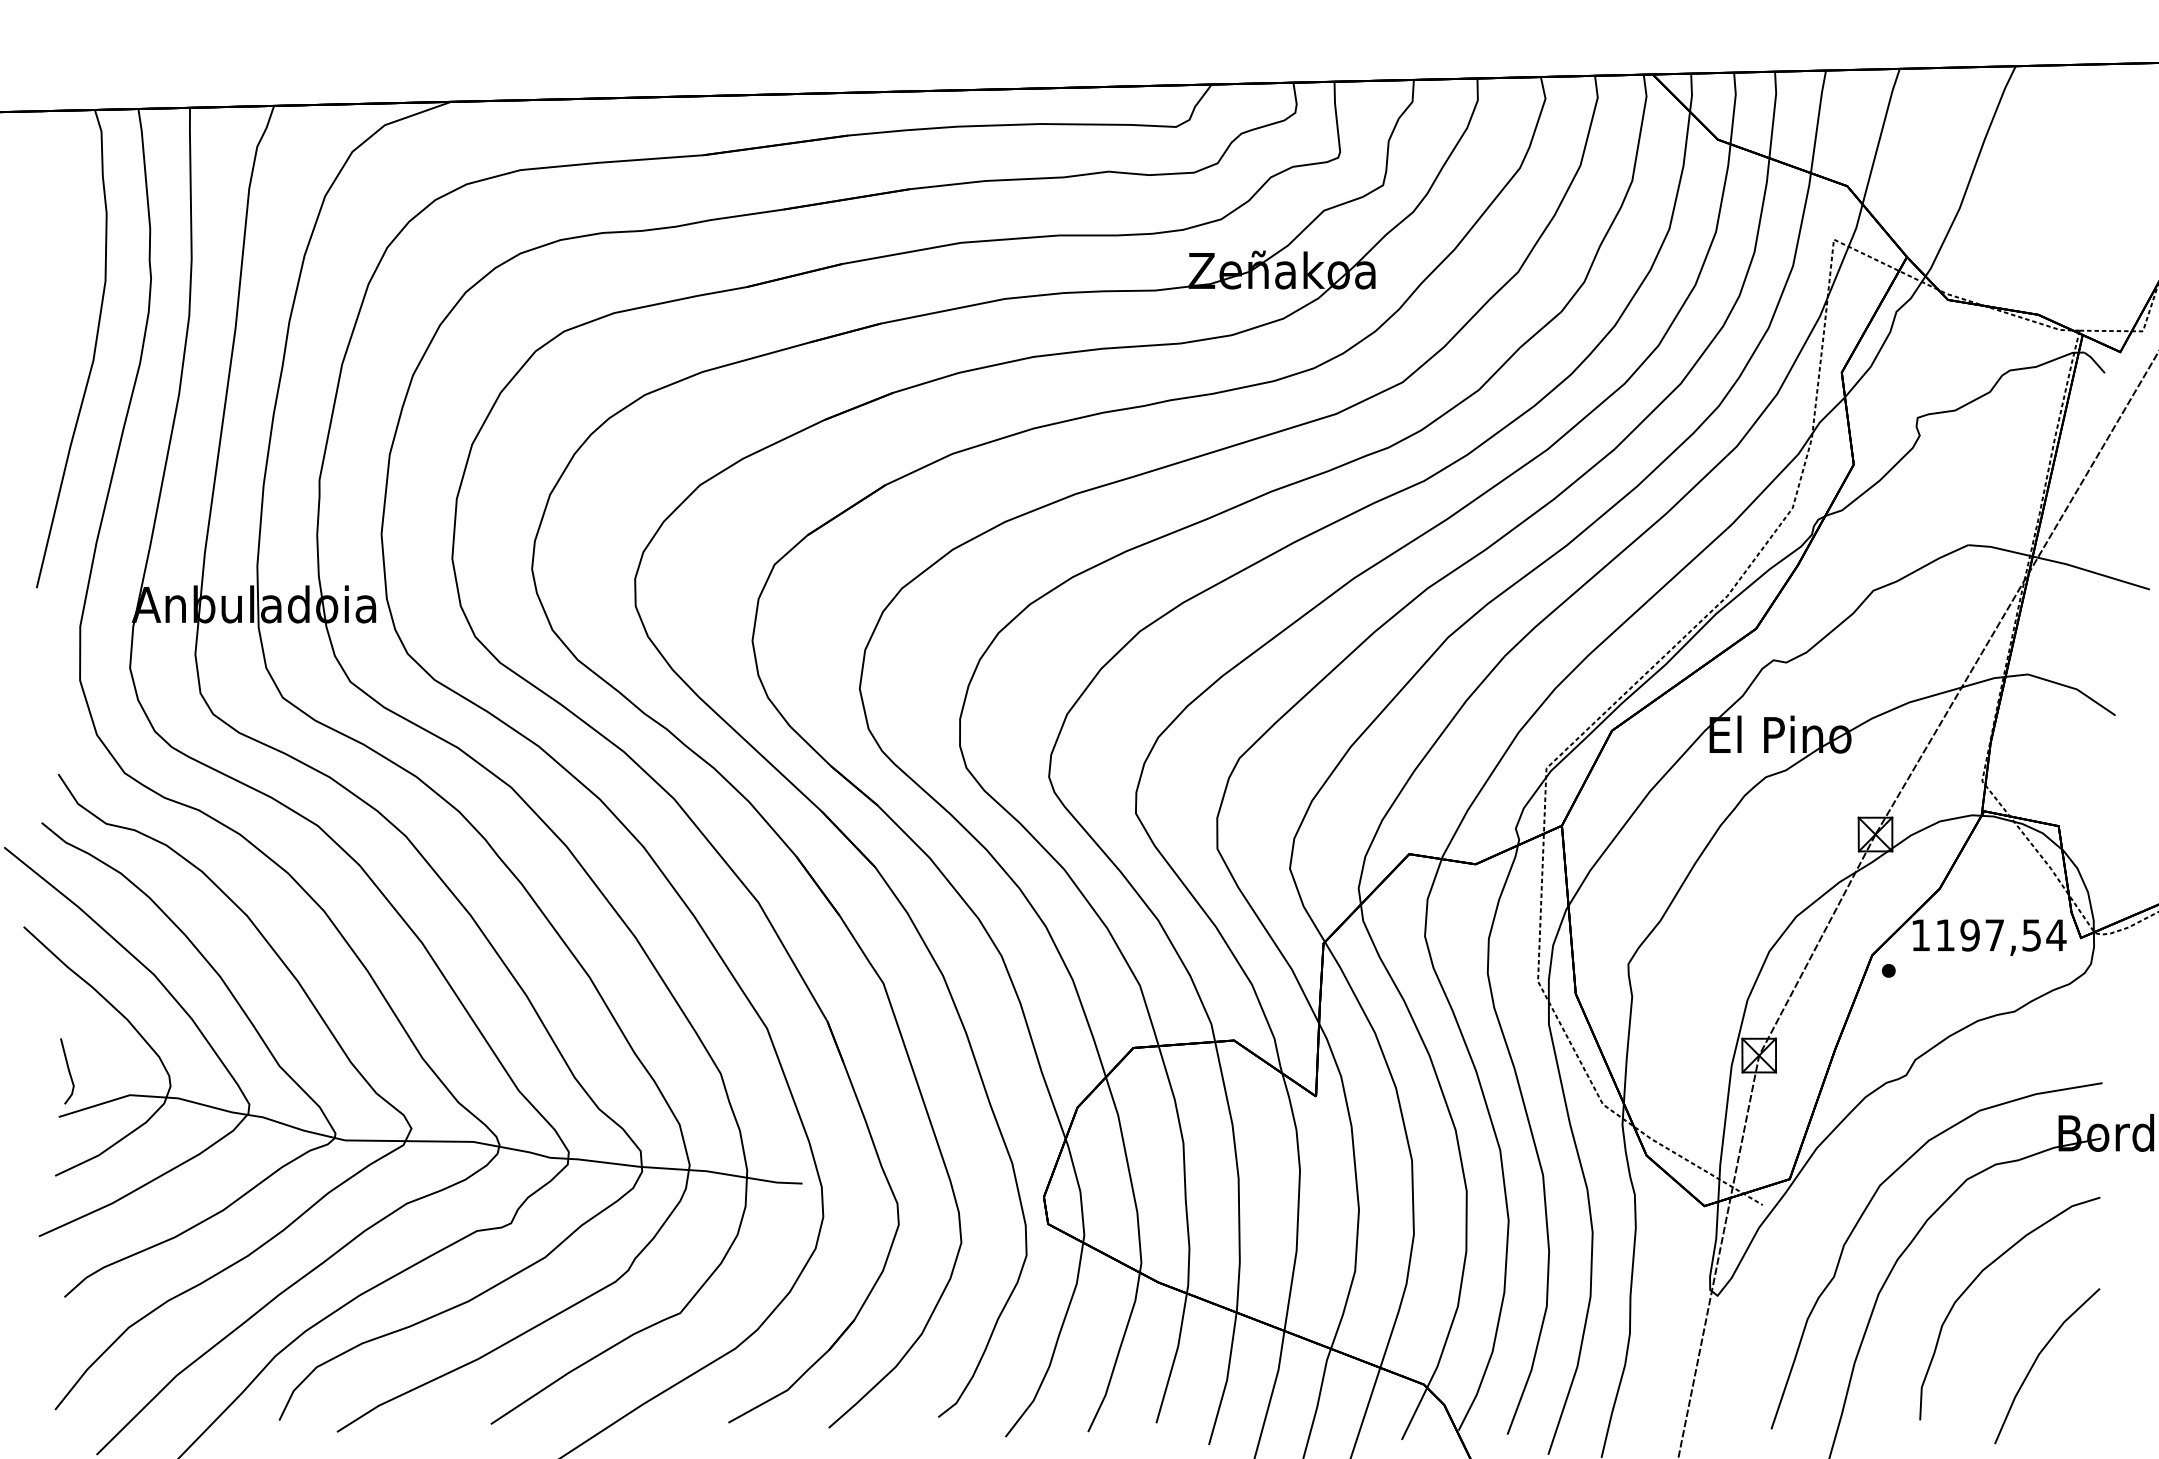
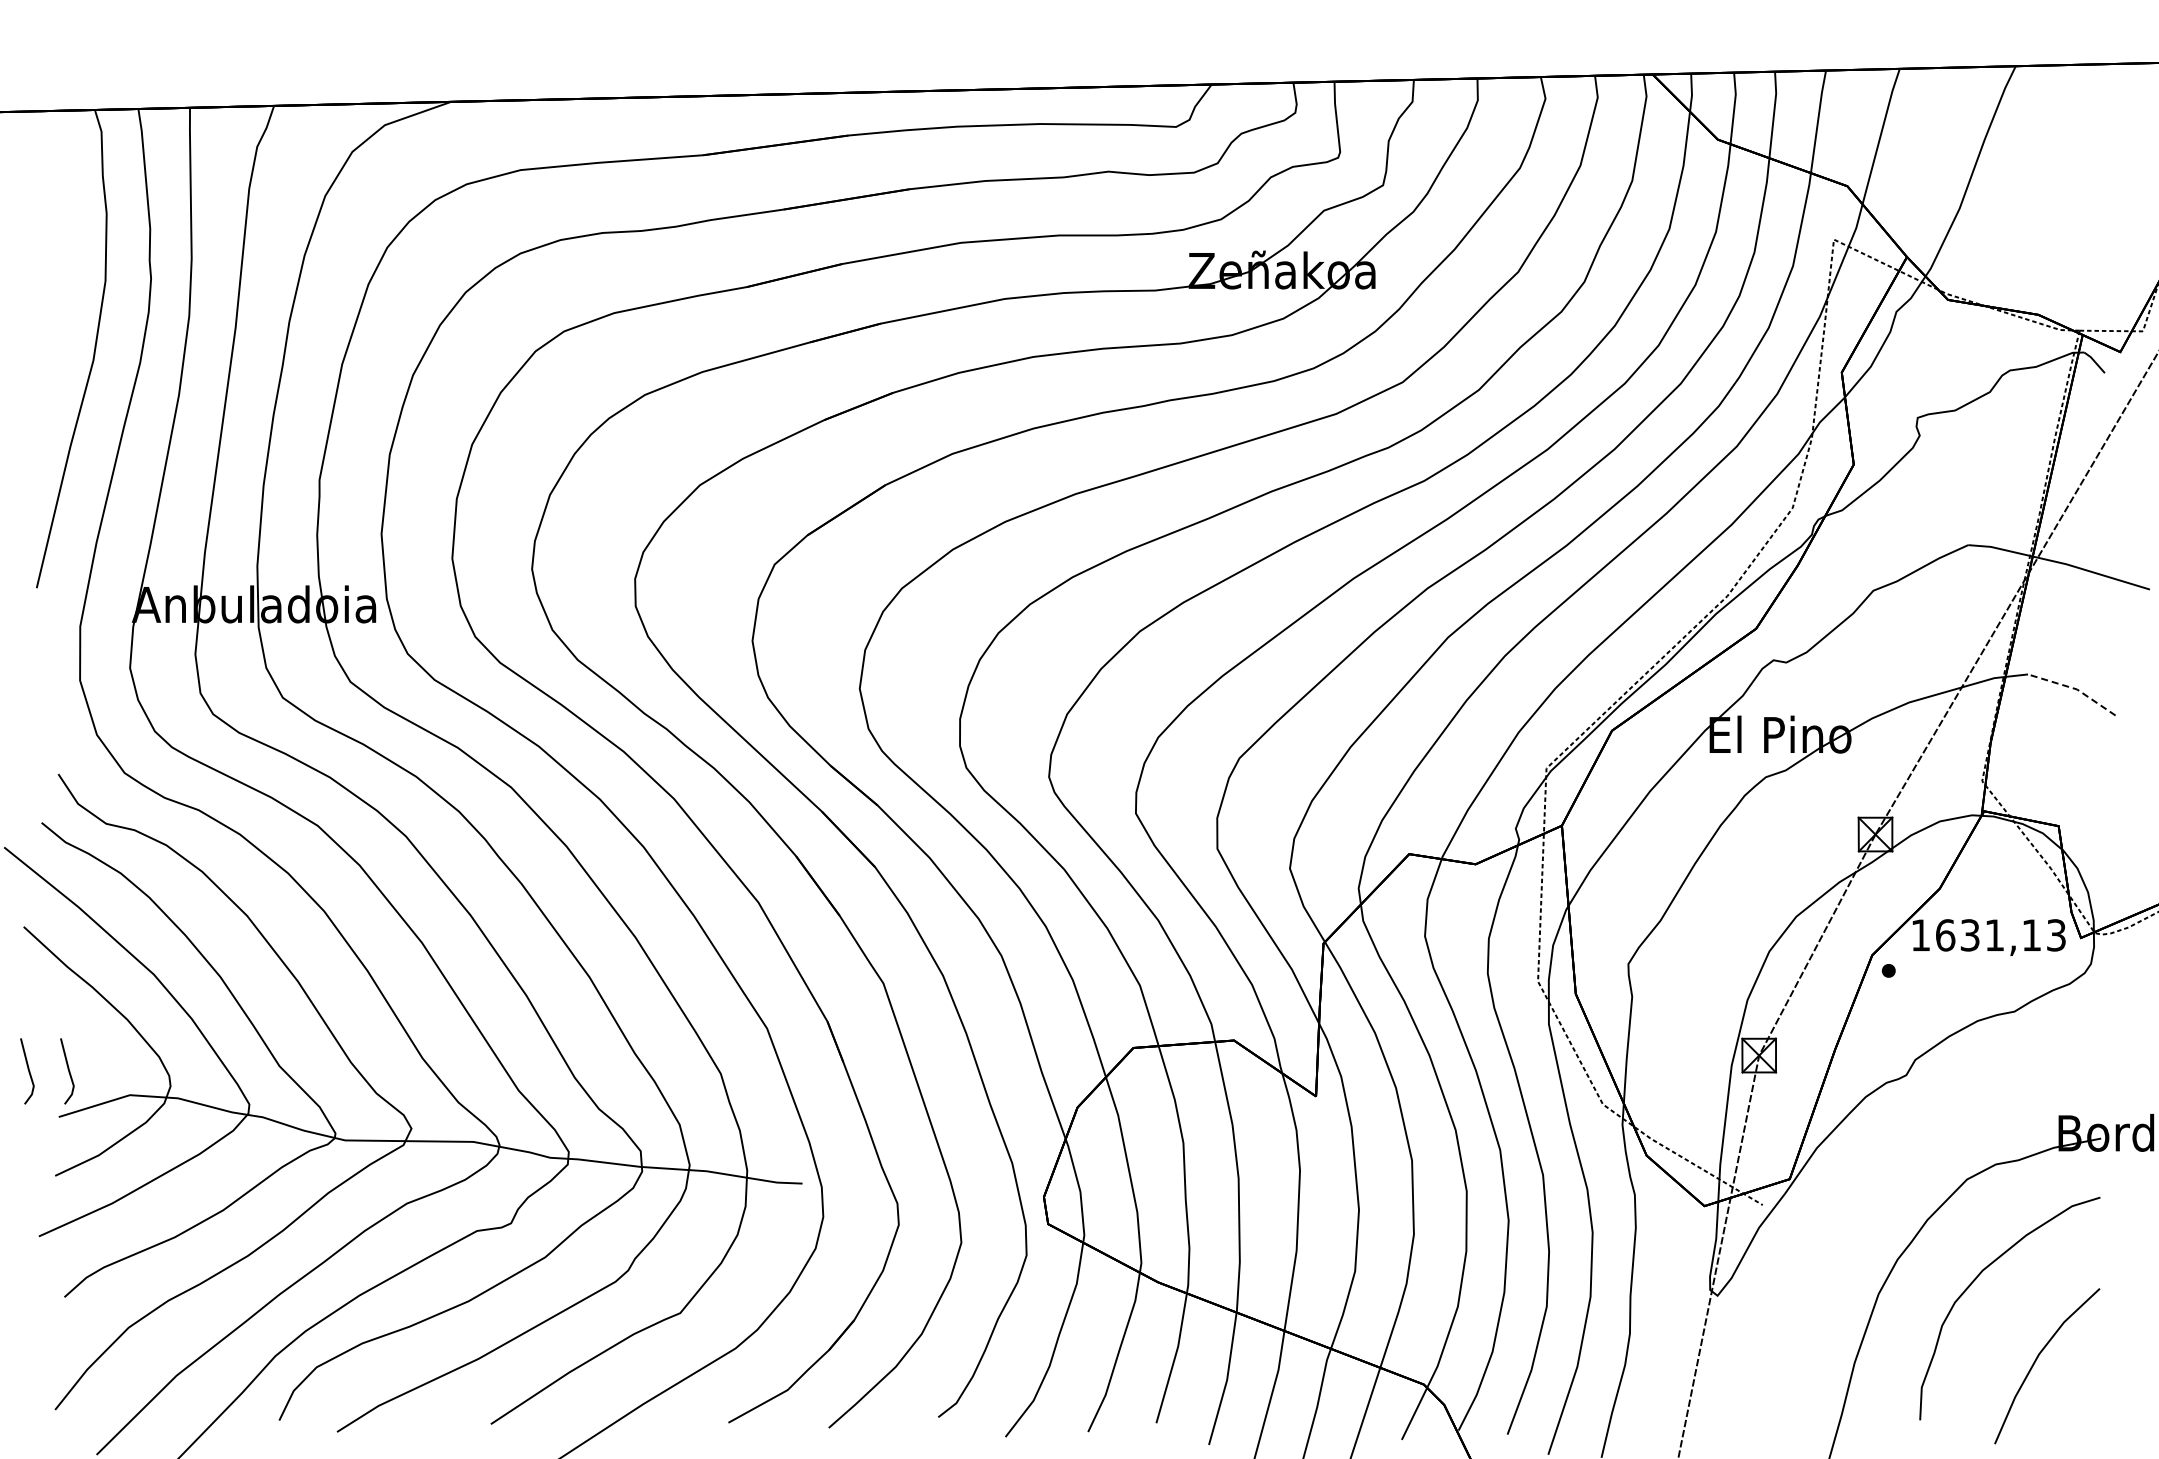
line: solid -> dashed (2075, 688)
text: 1197,54 -> 1631,13 (2001, 935)
line: none -> present (28, 1071)
curve: present -> none (1867, 1208)
